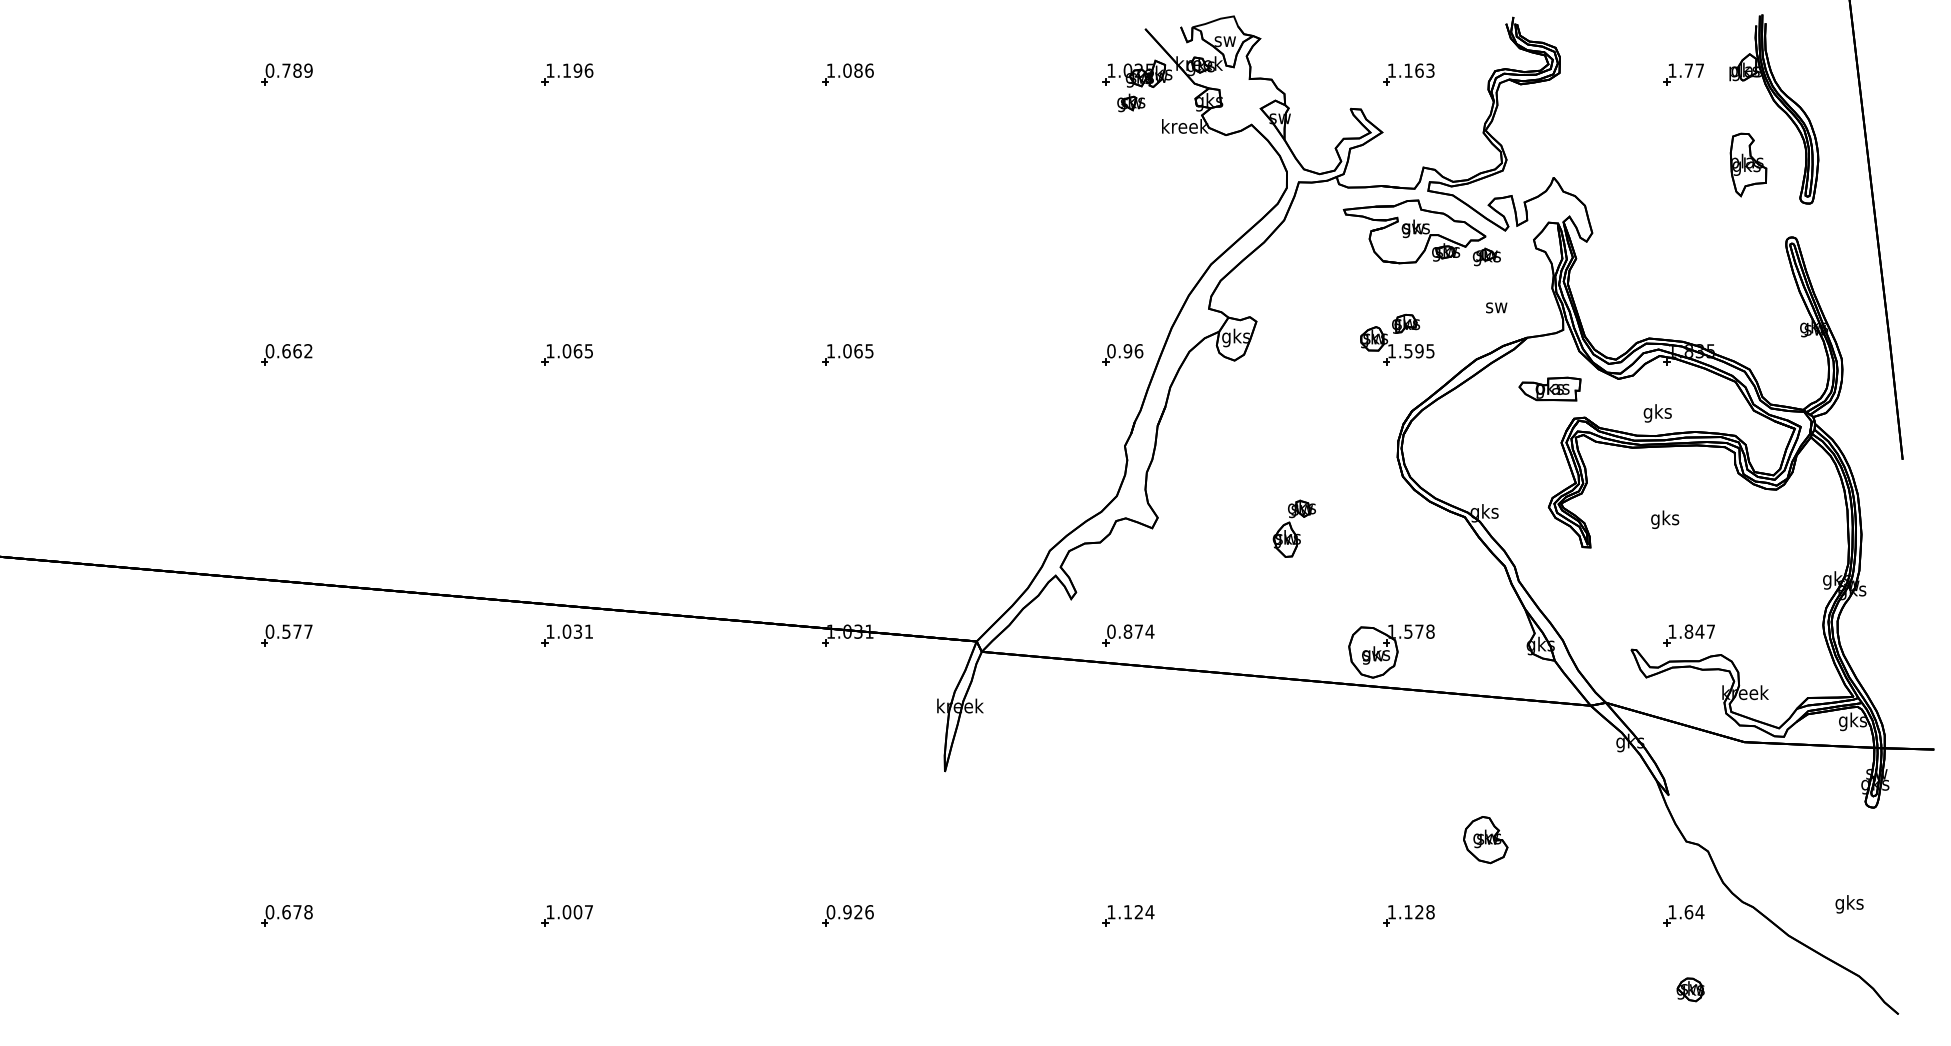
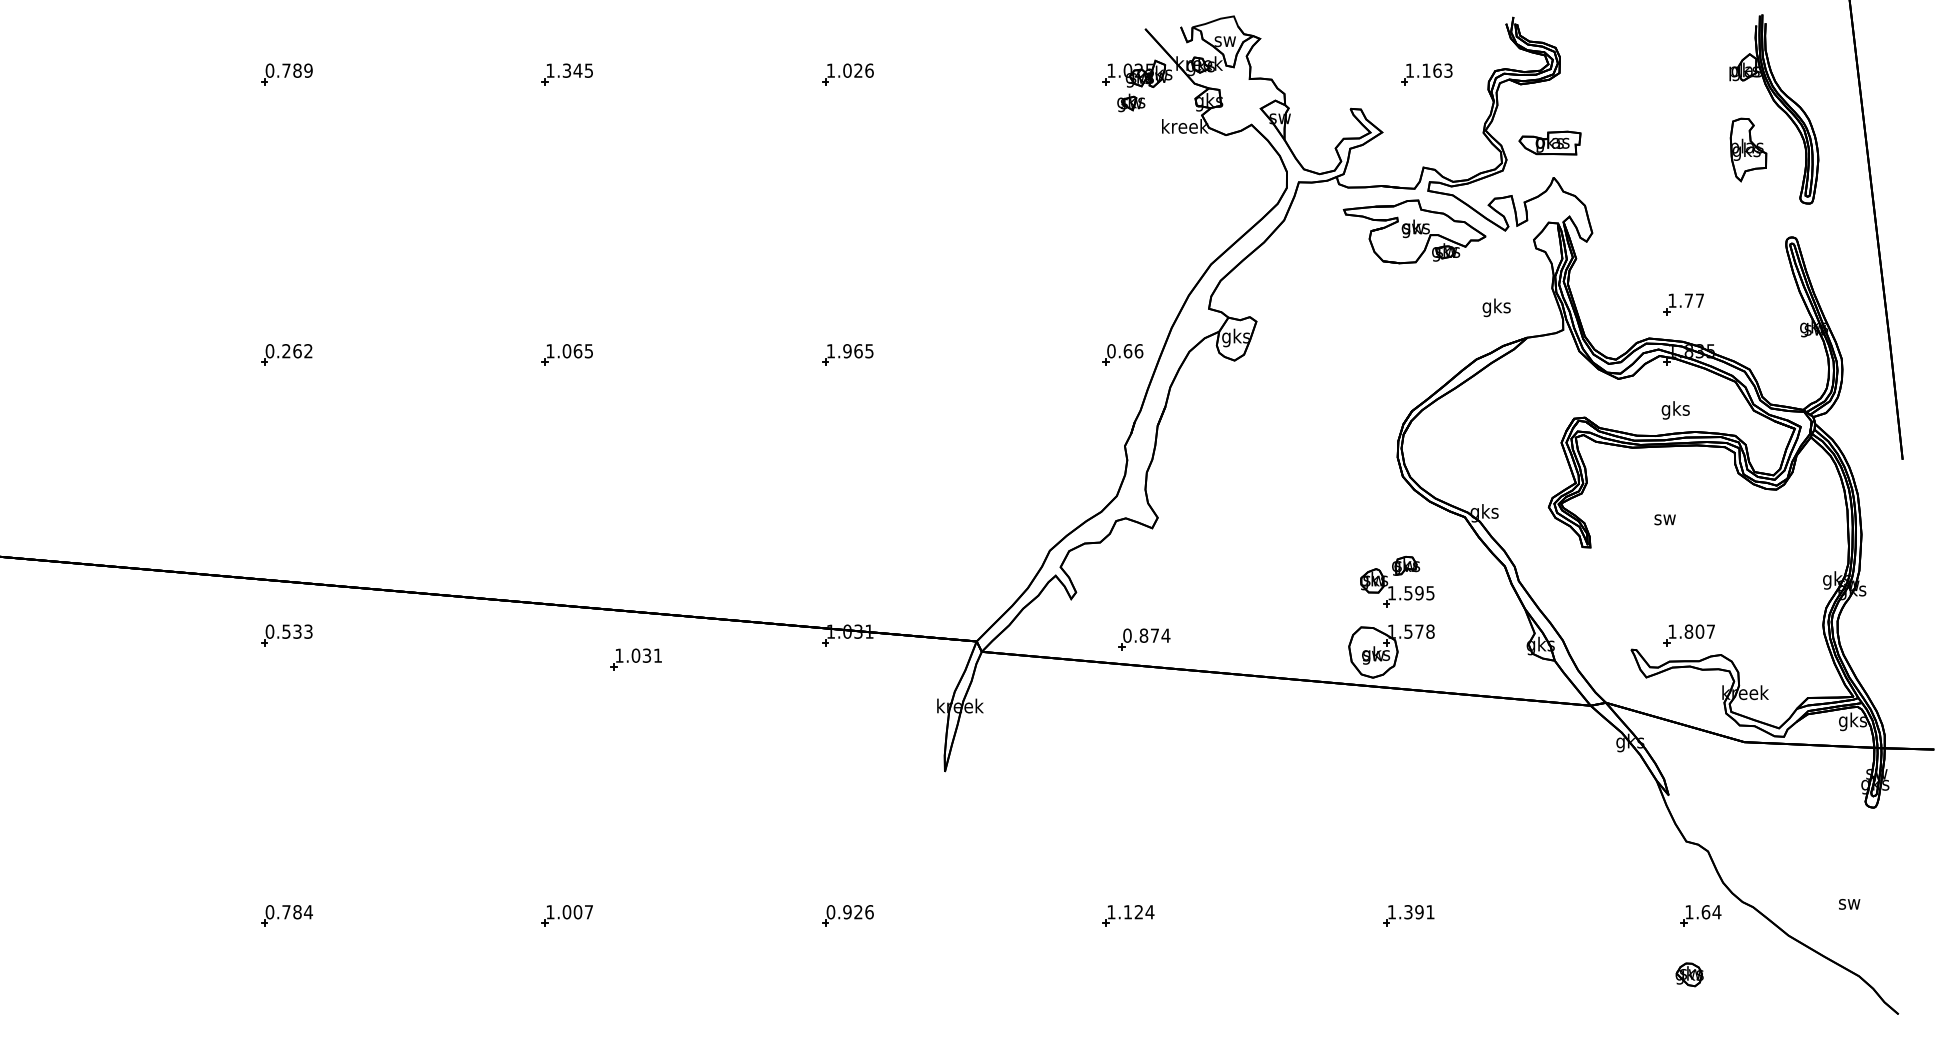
text: 1.196 -> 1.345 (577, 70)
text: 1.086 -> 1.026 (858, 70)
part position: (1408, 74) -> (1426, 74) (1426, 74)
part position: (1683, 74) -> (1683, 304) (1683, 304)
part position: (1748, 164) -> (1748, 149) (1748, 149)
part: present -> none (1486, 256)
text: sw -> gks (1496, 307)
part position: (1397, 339) -> (1397, 581) (1397, 581)
text: 0.662 -> 0.262 (286, 351)
text: 1.065 -> 1.965 (847, 351)
text: 0.96 -> 0.66 (1127, 351)
part position: (1549, 388) -> (1549, 142) (1549, 142)
text position: (1657, 413) -> (1675, 410) (1675, 410)
text: gks -> sw (1665, 519)
part: present -> none (1293, 528)
text: 0.577 -> 0.533 (302, 631)
text: 1.847 -> 1.807 (1699, 631)
part position: (566, 635) -> (635, 659) (635, 659)
part position: (1128, 635) -> (1144, 639) (1144, 639)
part: present -> none (1485, 840)
text: gks -> sw (1849, 904)
text: 0.678 -> 0.784 (297, 912)
text: 1.128 -> 1.391 (1419, 912)
part position: (1683, 915) -> (1700, 915) (1700, 915)
part position: (1690, 989) -> (1689, 974) (1689, 974)
